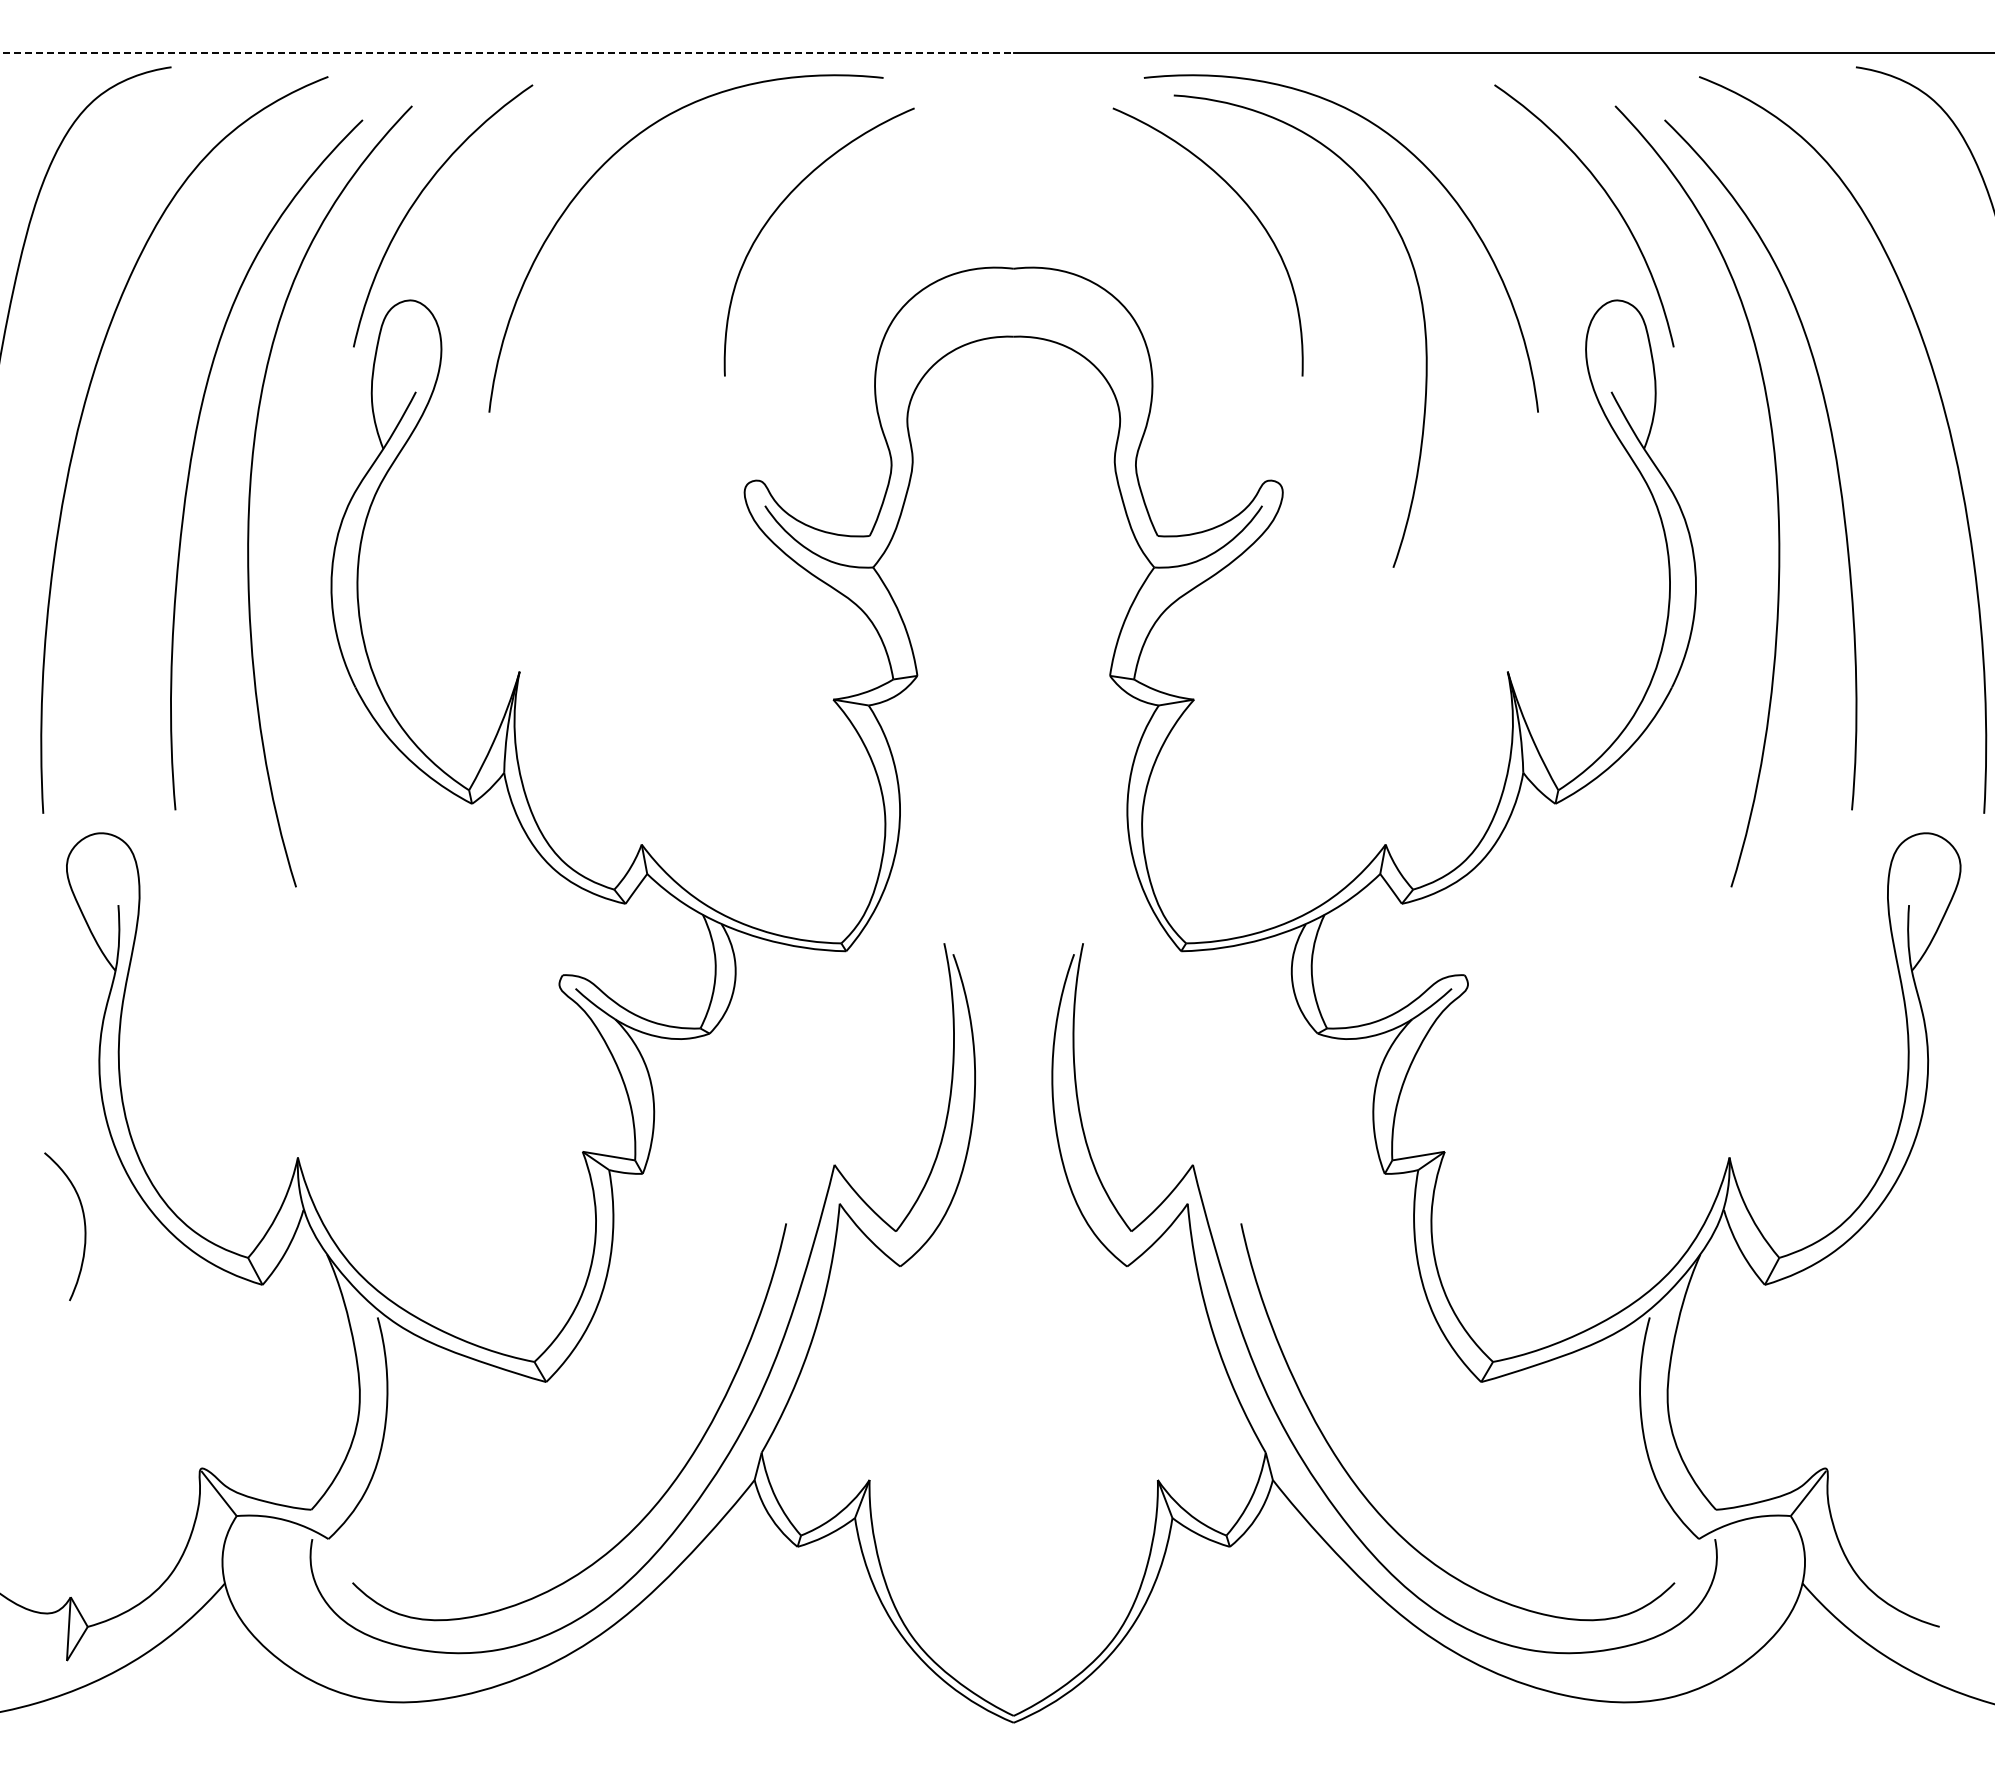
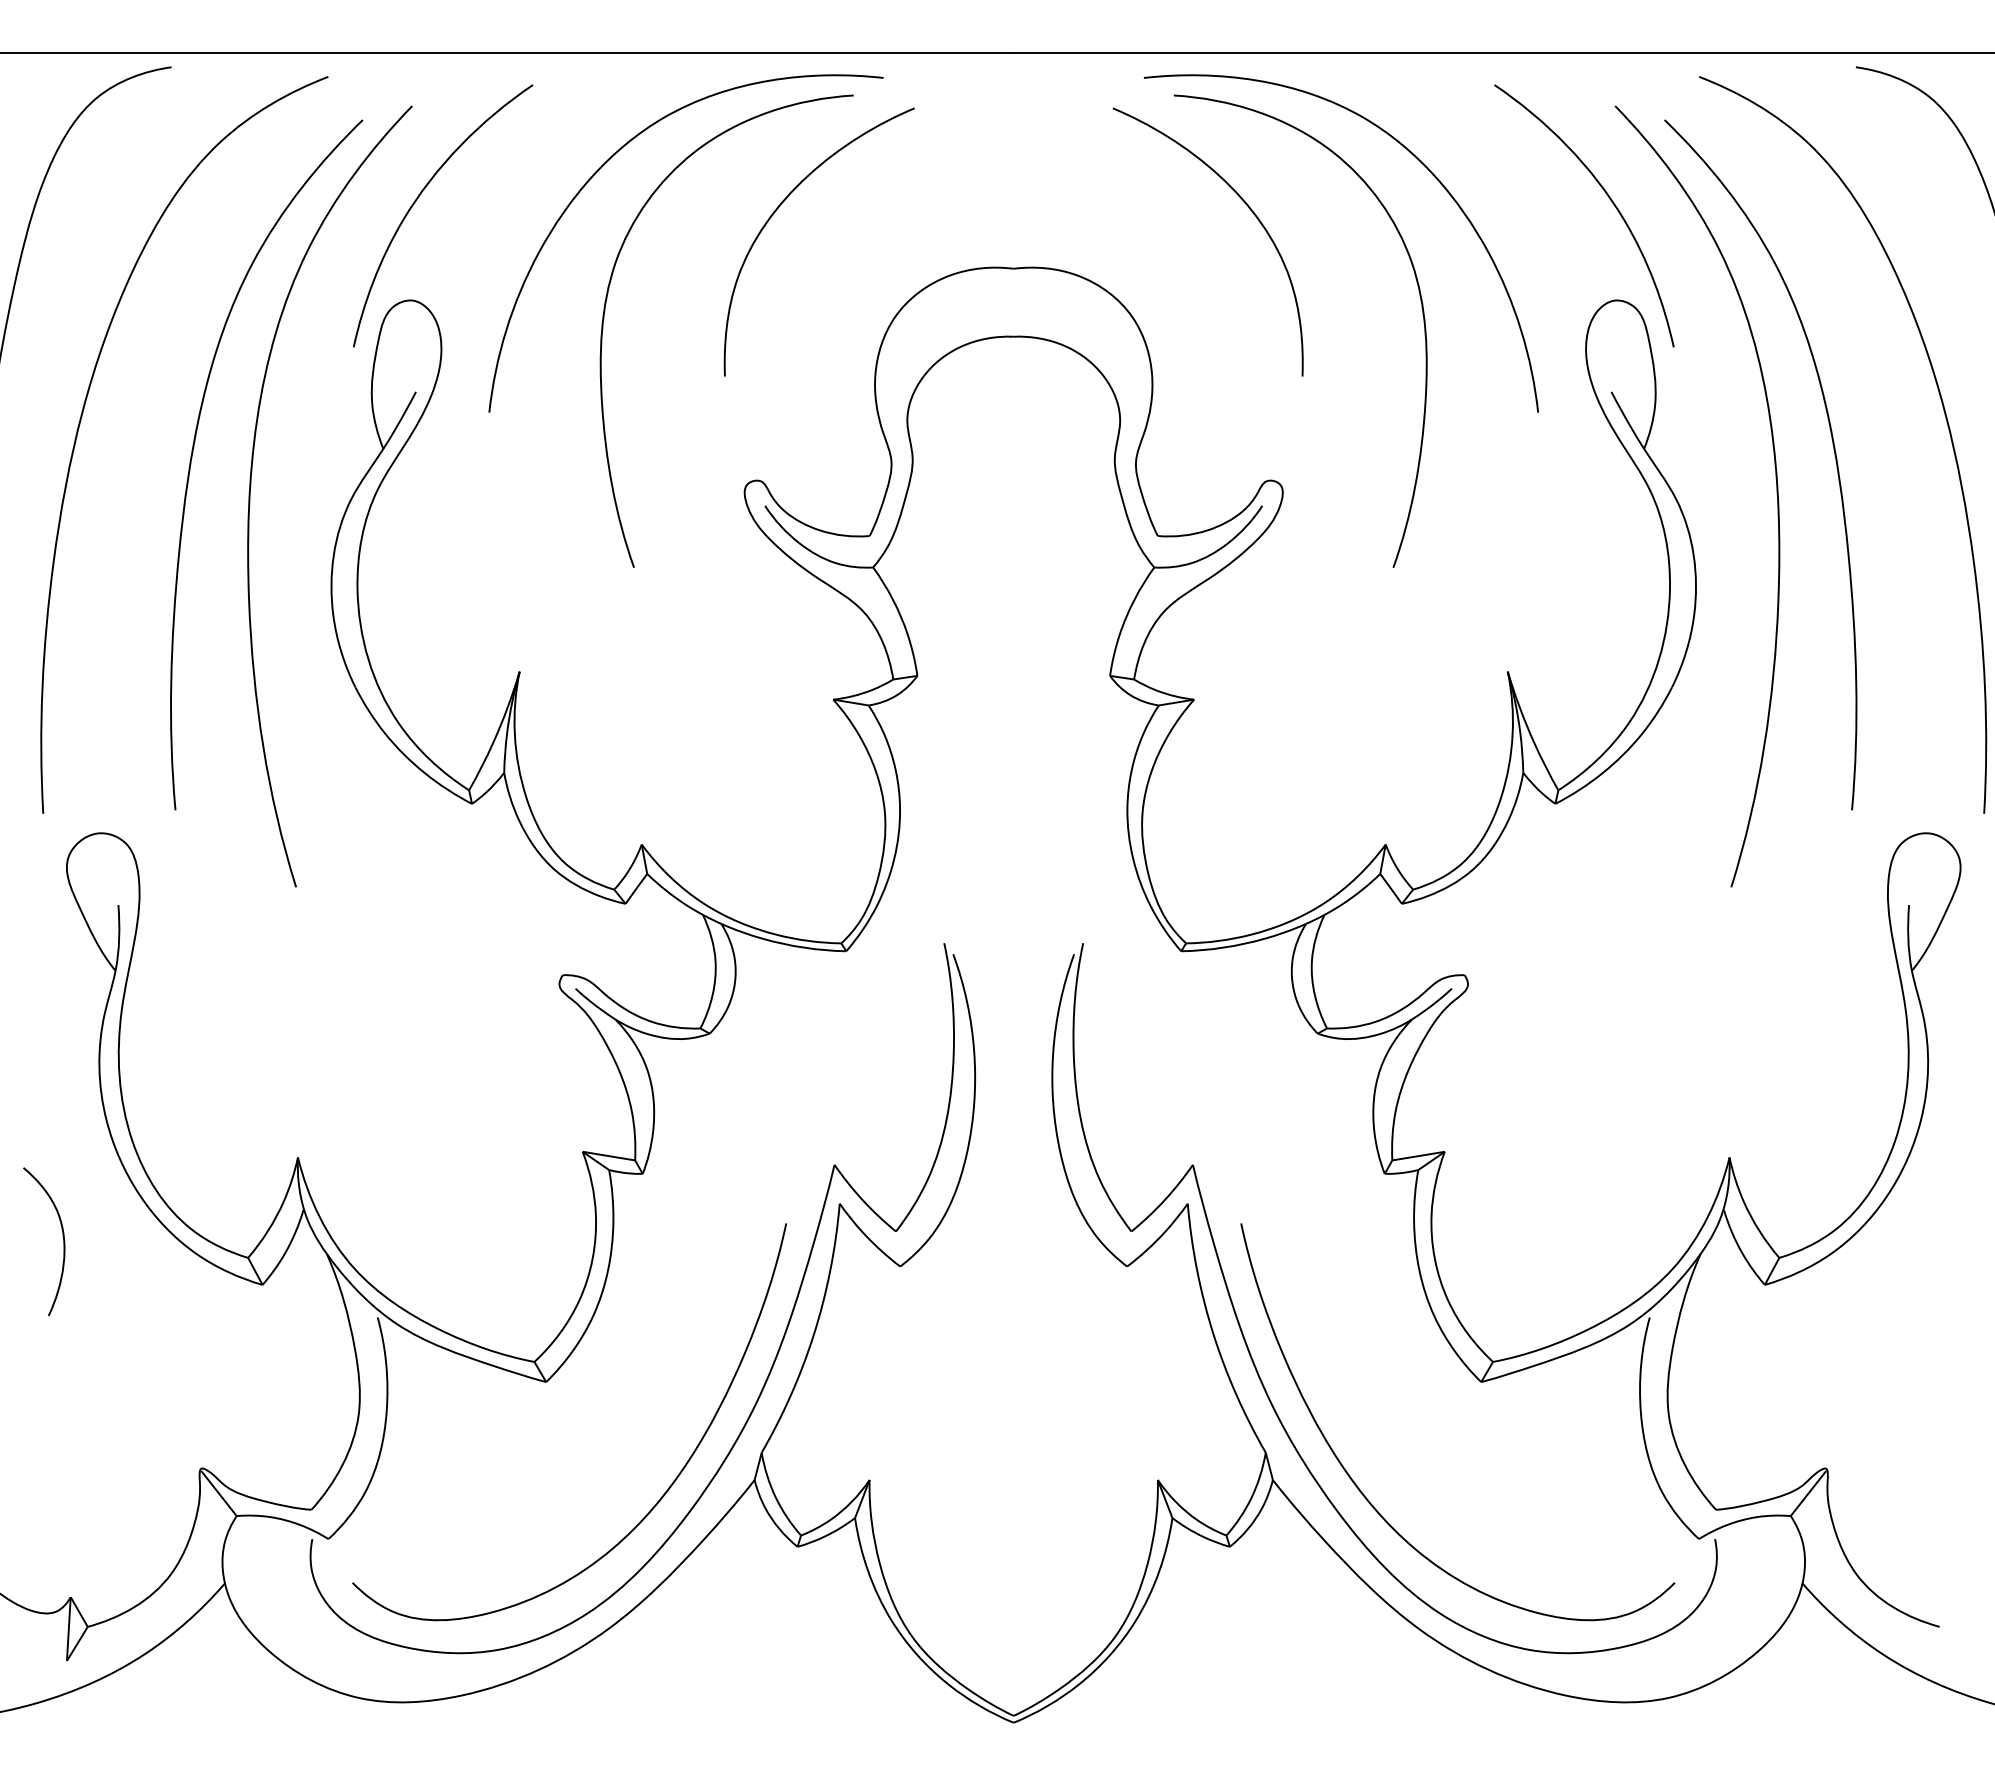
line: dashed -> solid (506, 53)
curve: none -> present (605, 311)
curve position: (83, 1221) -> (62, 1236) (62, 1236)
